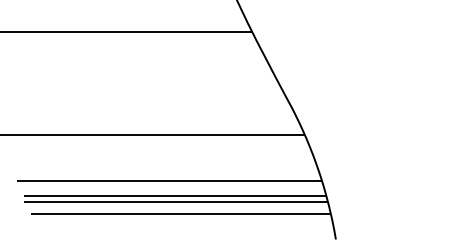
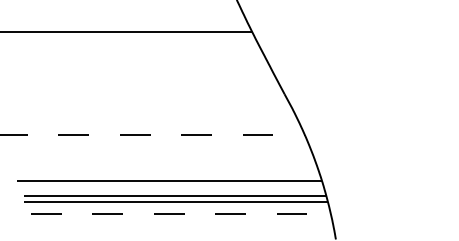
line: solid -> dashed (152, 134)
line: solid -> dashed (180, 213)
